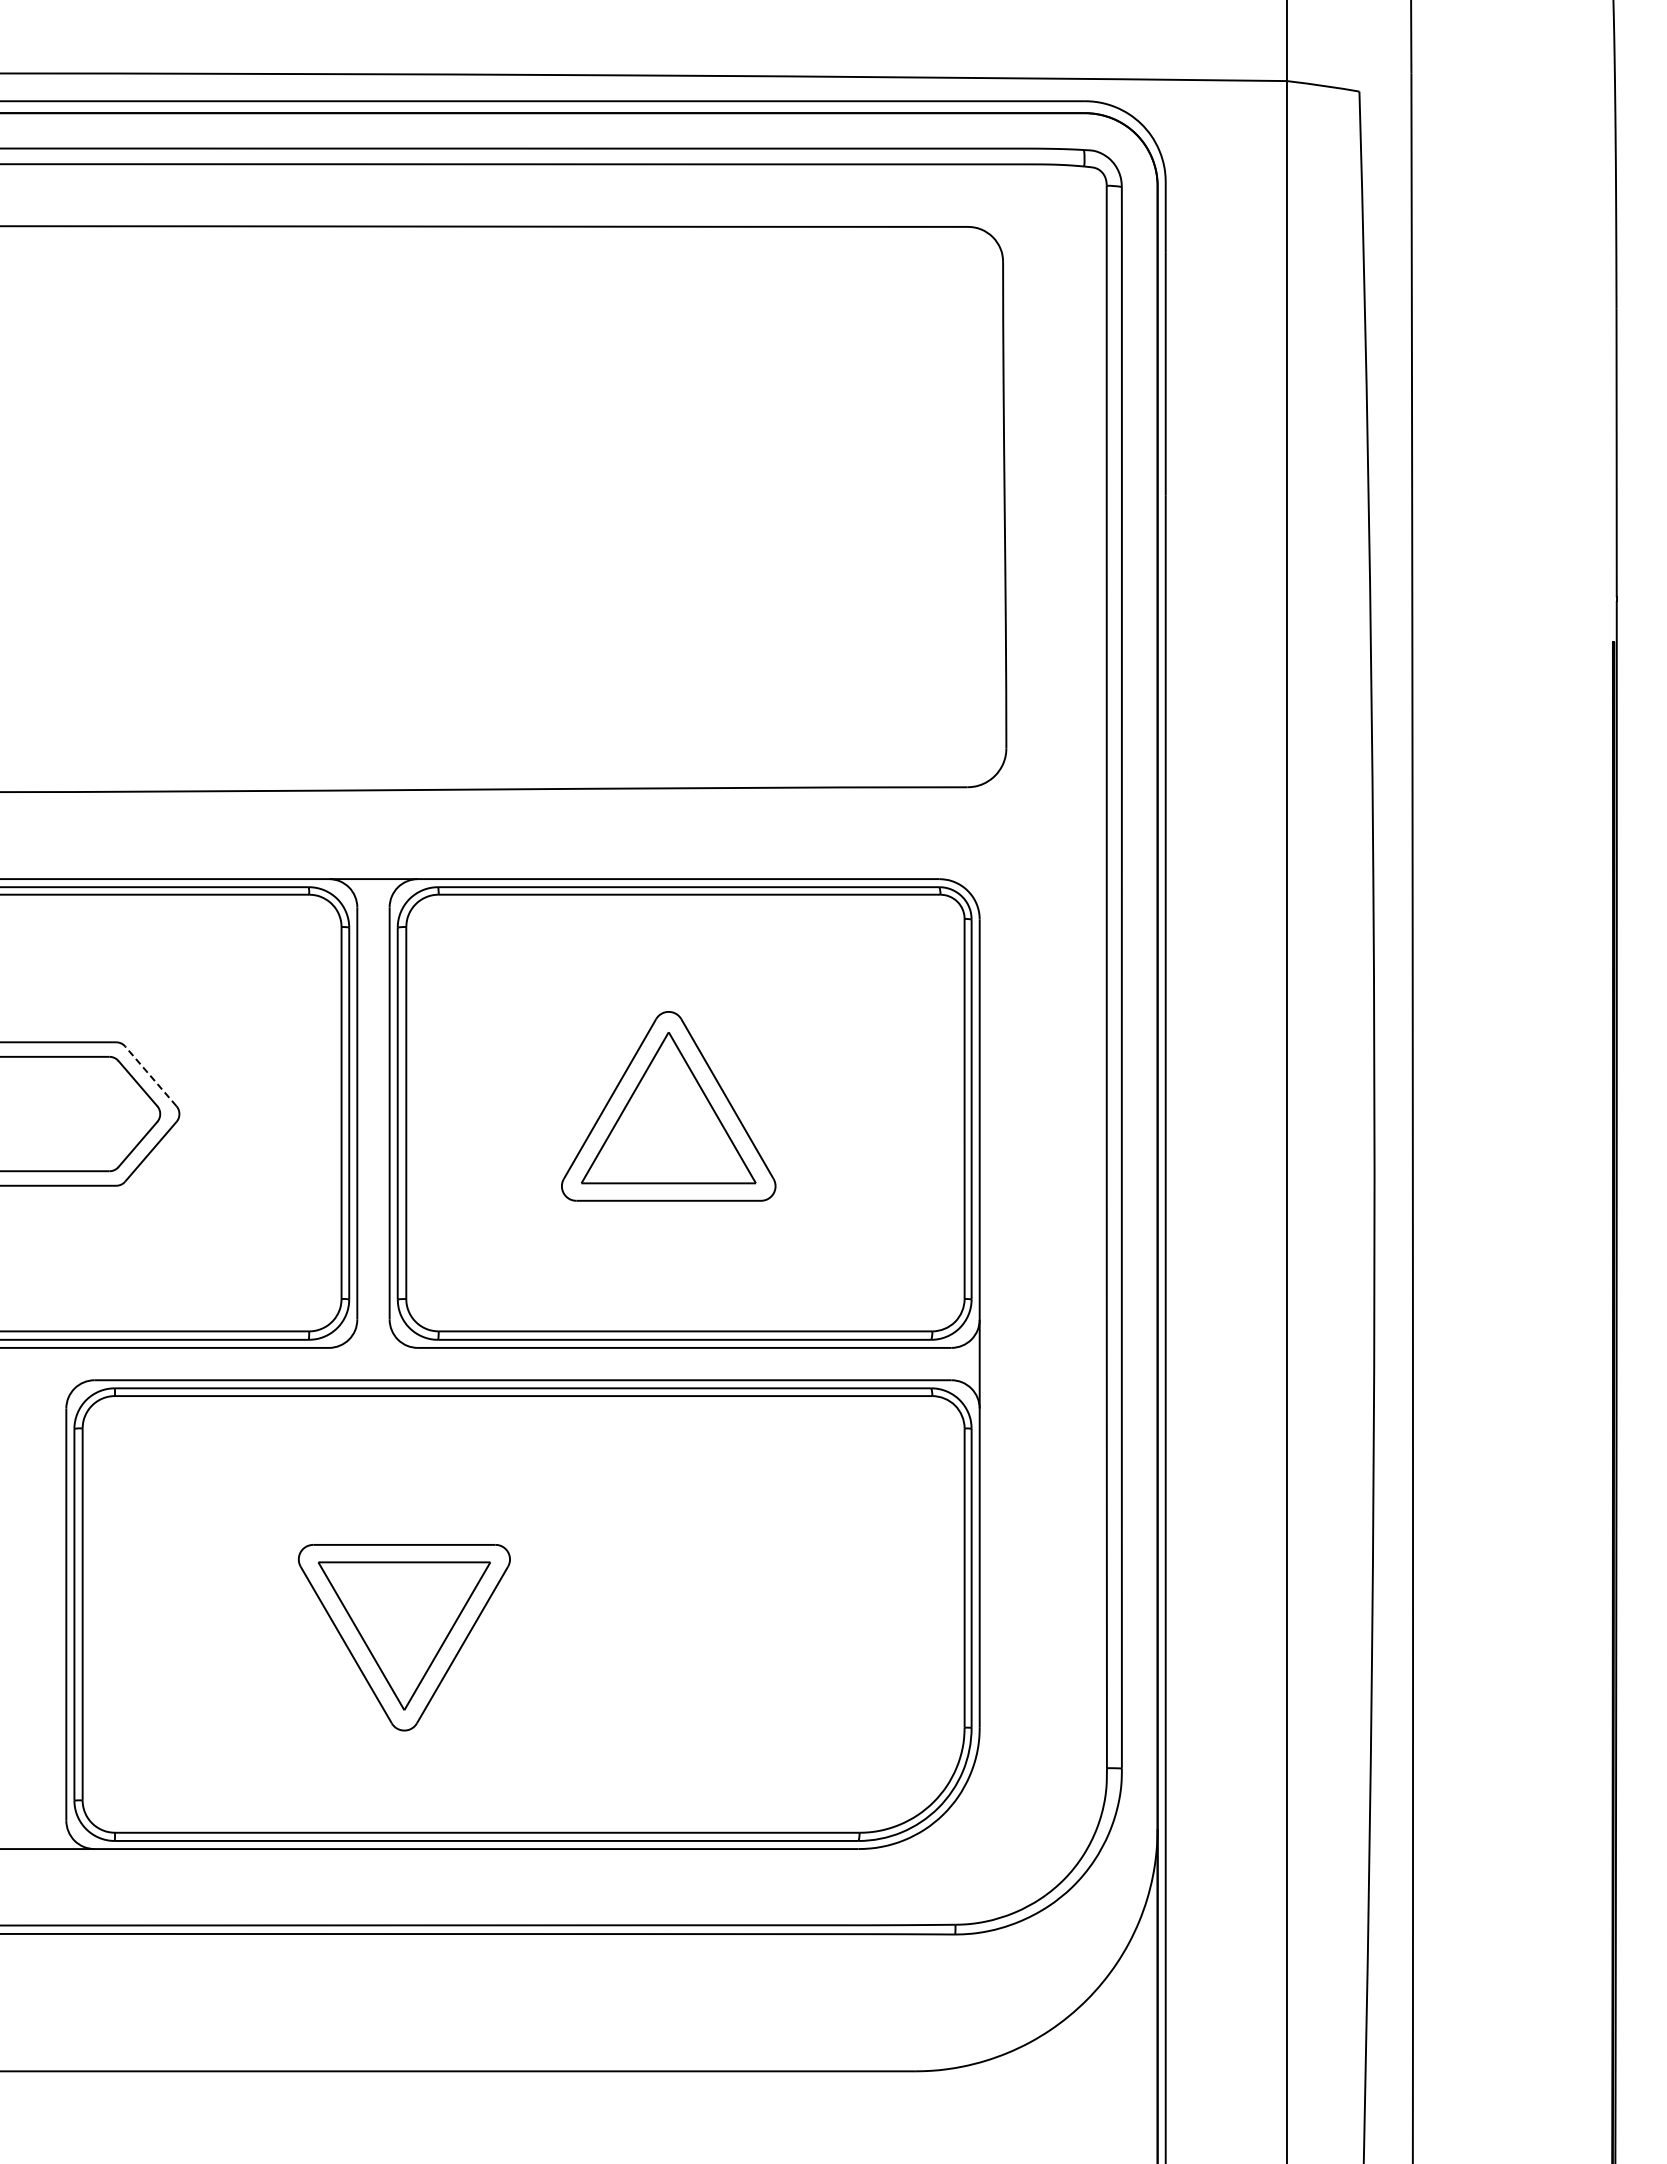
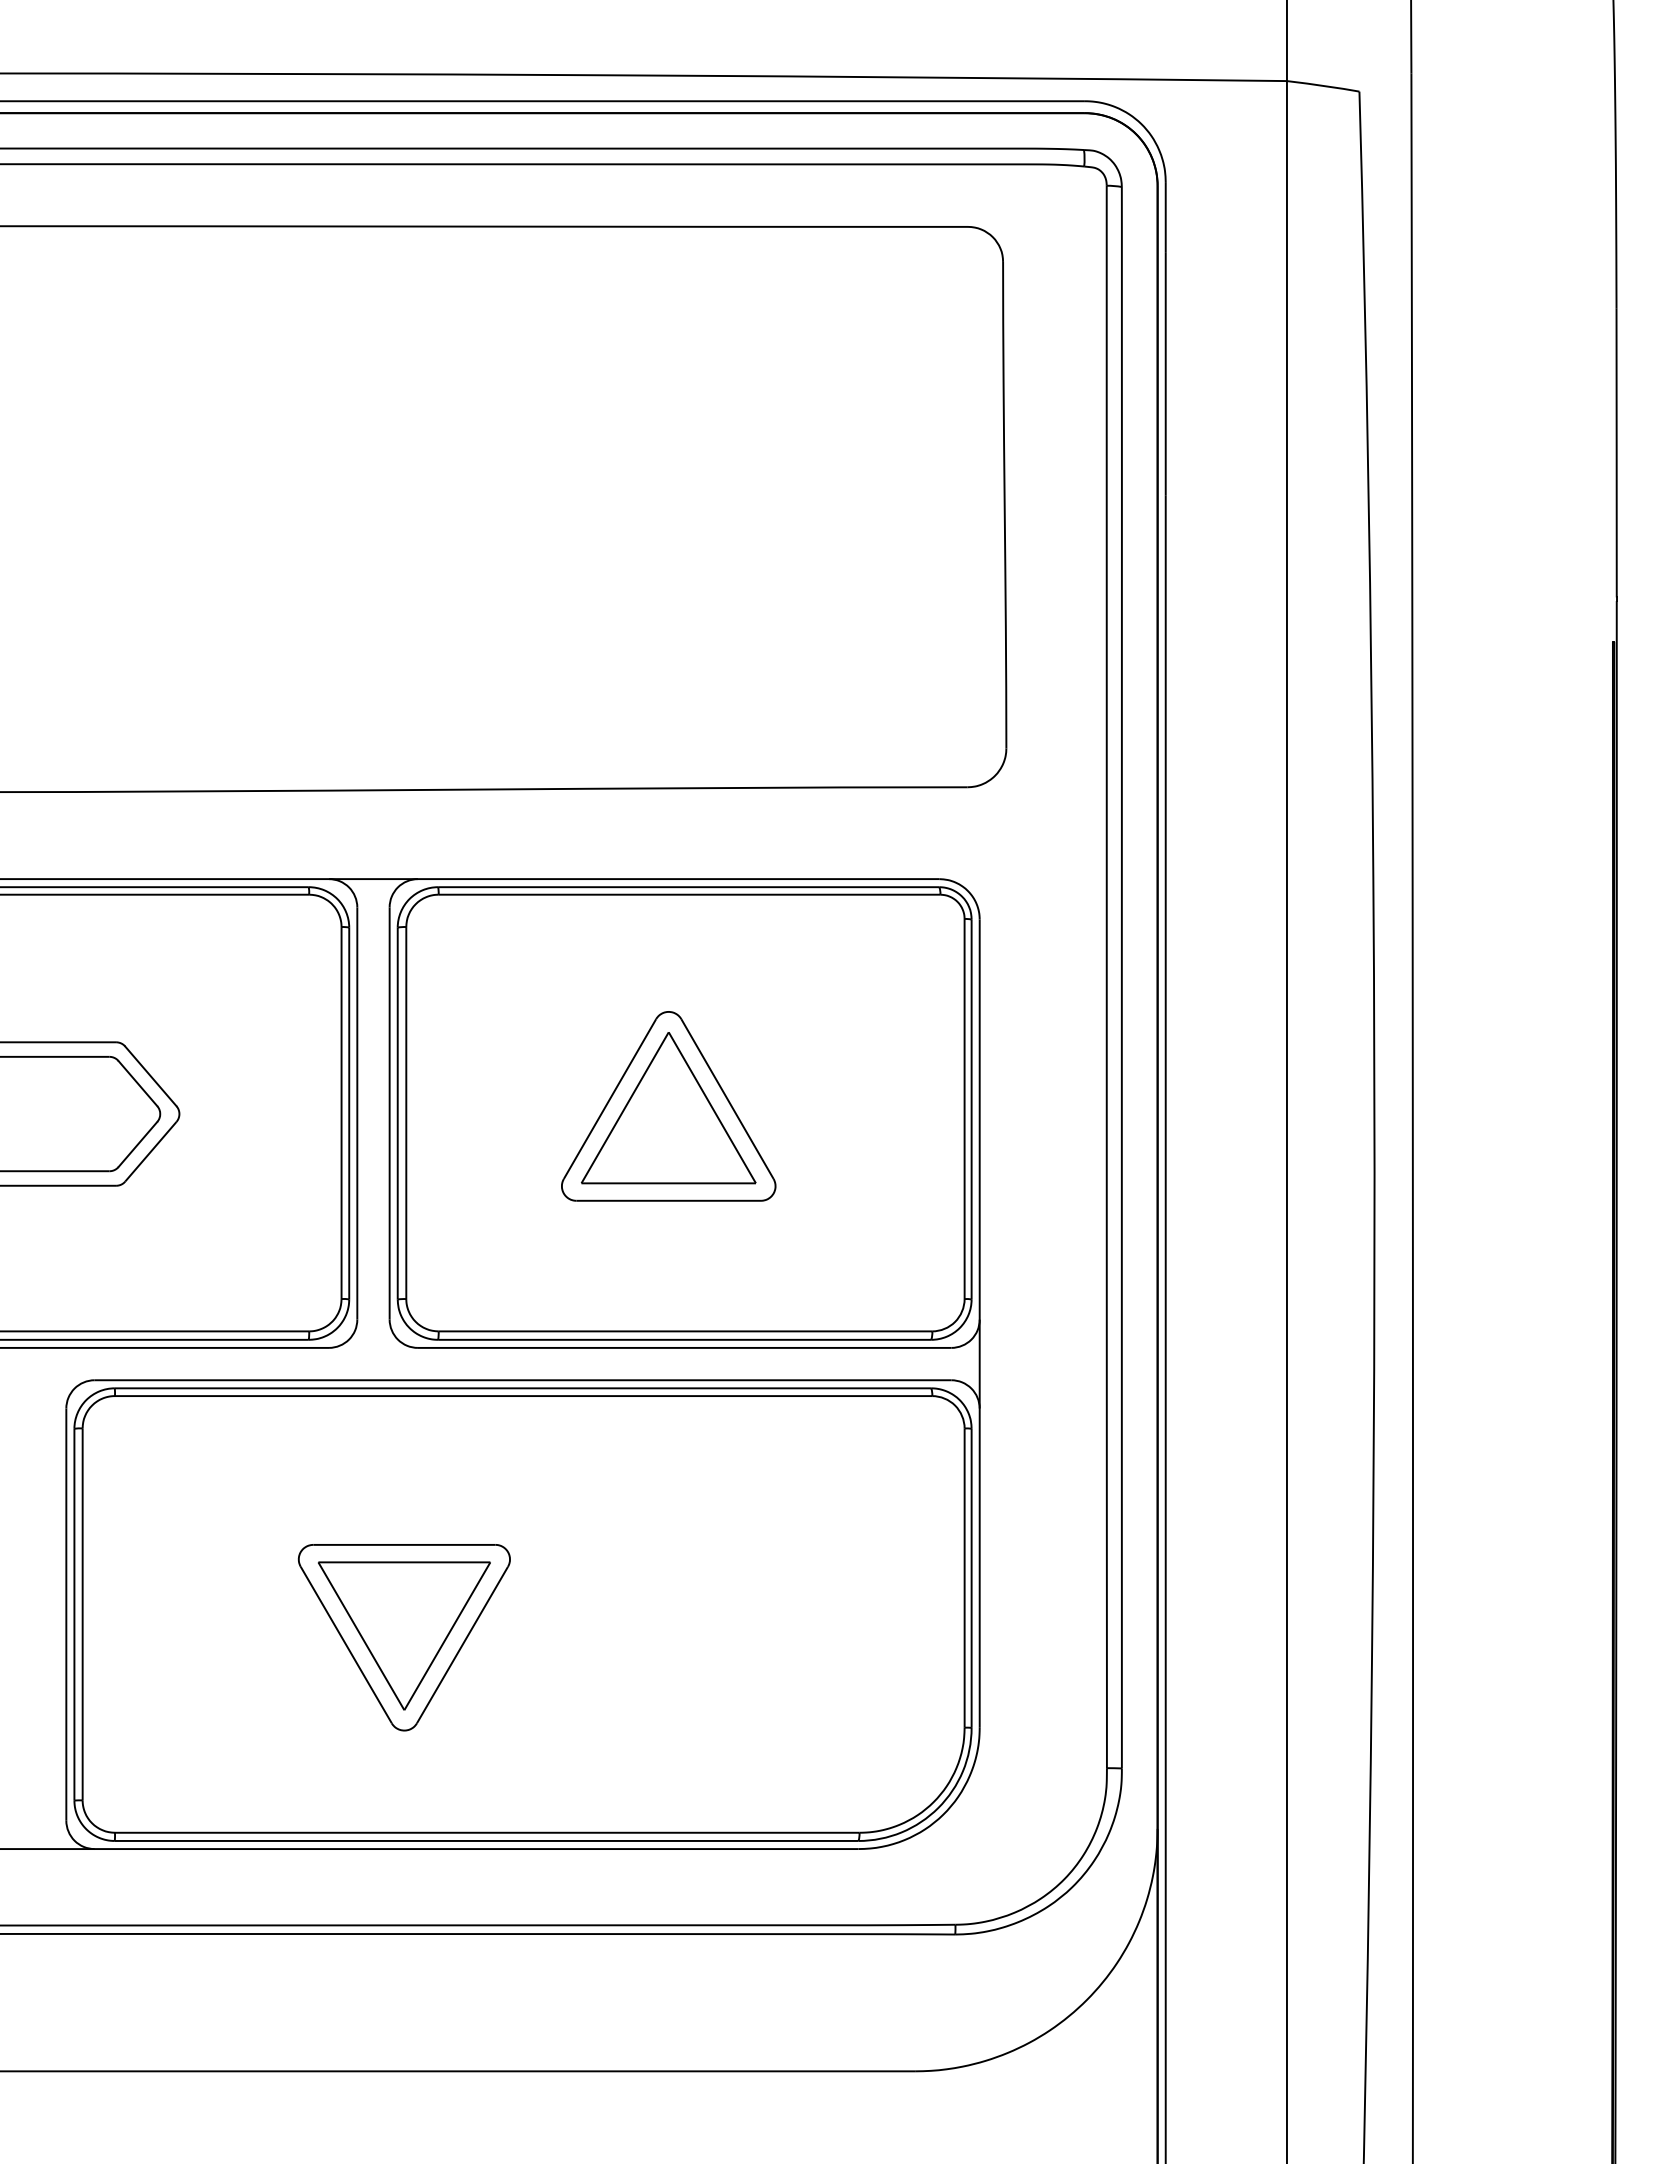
line: dashed -> solid (150, 1075)
